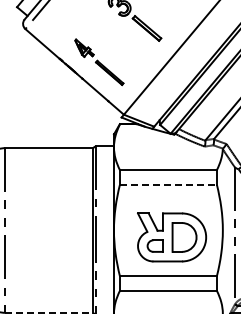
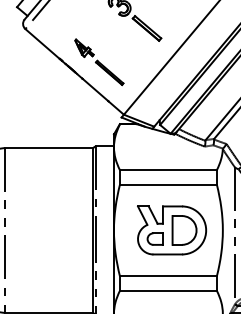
line: dashed -> solid (168, 184)
part position: (172, 237) -> (172, 230) (172, 230)
line: dashed -> solid (49, 312)
